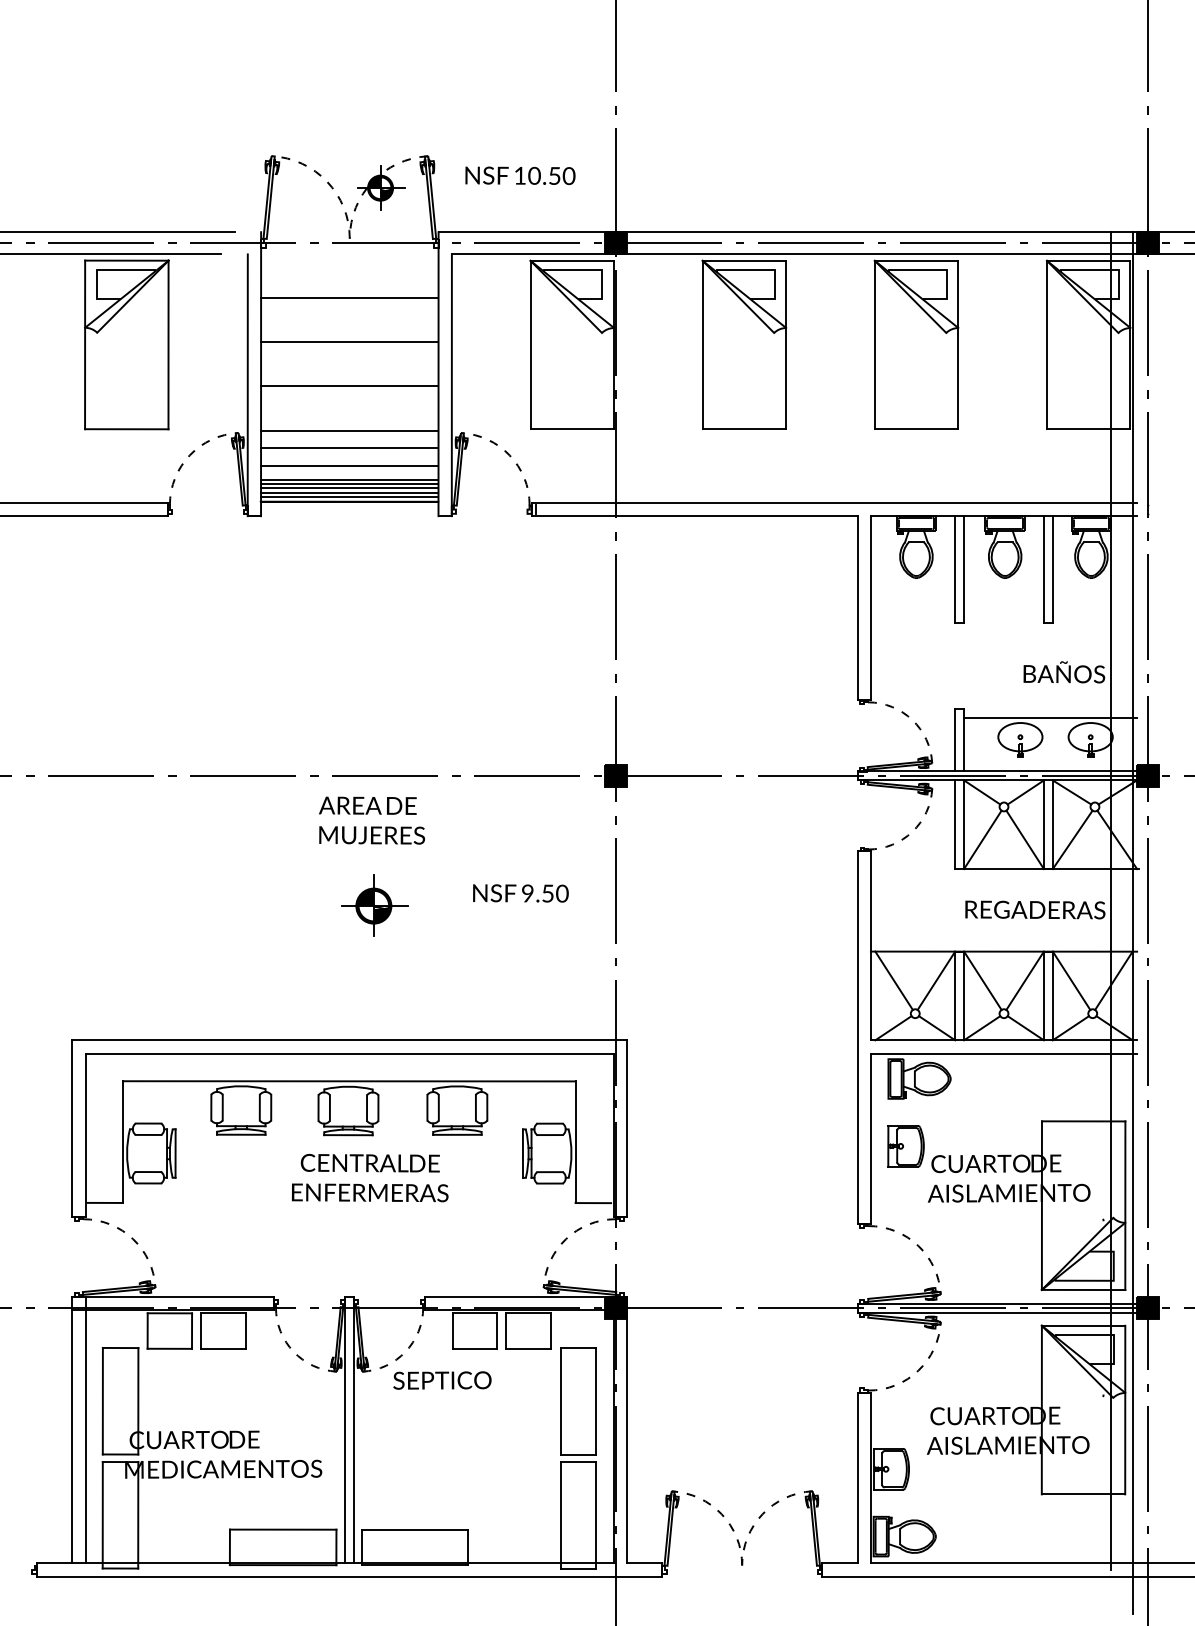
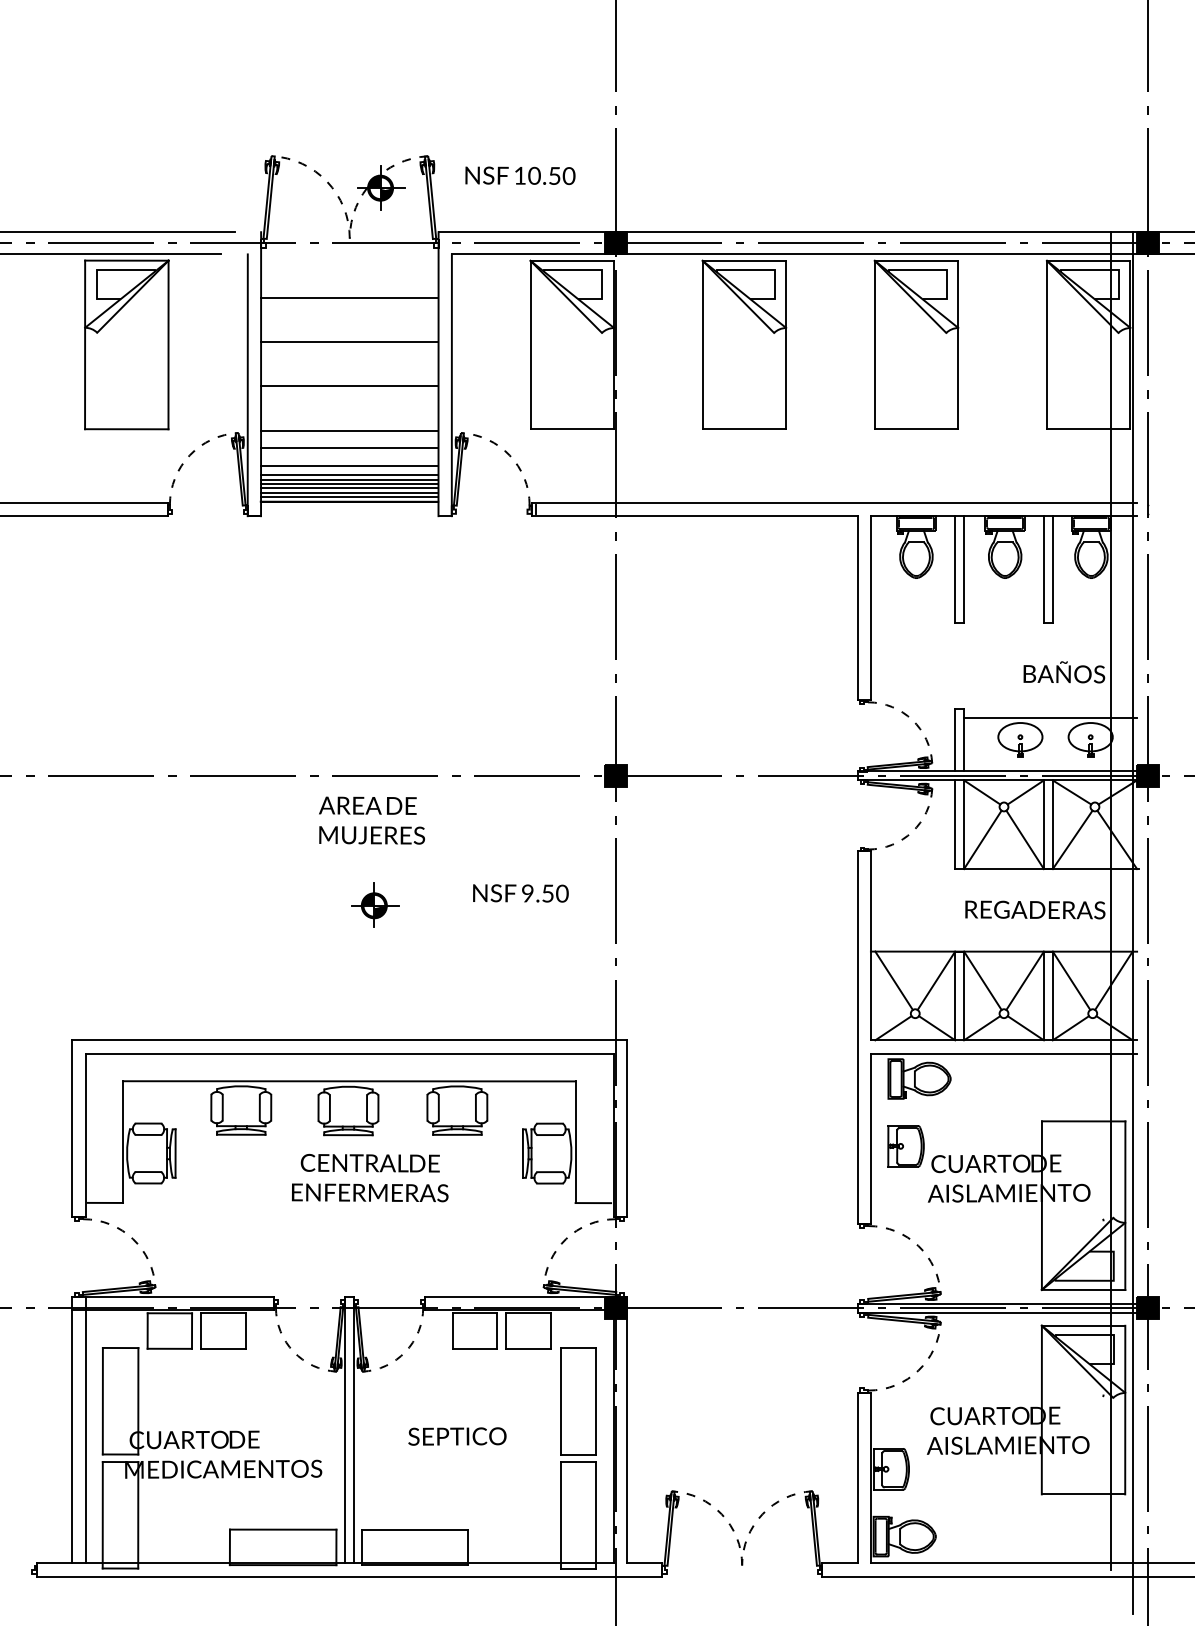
line: none -> present (349, 475)
part size: 68x63 px -> 49x46 px (375, 904)
text position: (442, 1380) -> (457, 1436) (457, 1436)
